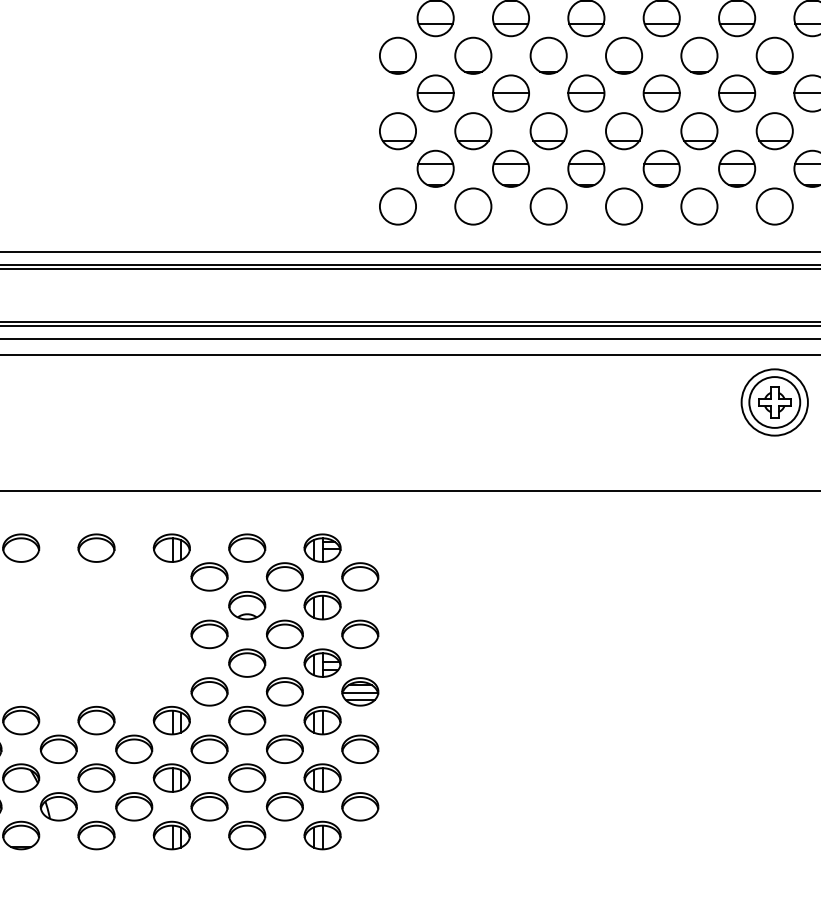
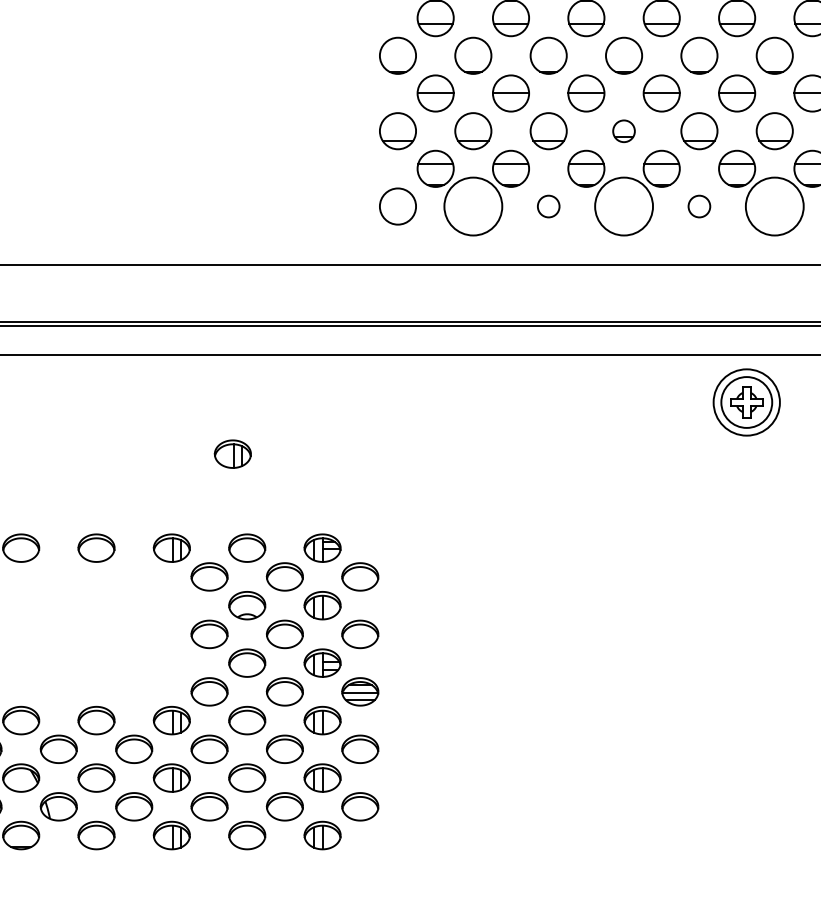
part size: 38x39 px -> 24x24 px (623, 130)
circle diameter: 36 px -> 58 px (473, 206)
circle diameter: 36 px -> 22 px (548, 206)
circle diameter: 36 px -> 58 px (624, 206)
circle diameter: 36 px -> 22 px (699, 206)
circle diameter: 36 px -> 58 px (774, 206)
line: present -> none (409, 251)
line: present -> none (409, 269)
line: present -> none (409, 339)
part position: (774, 402) -> (746, 402) (746, 402)
part: none -> present (232, 453)
line: present -> none (409, 490)
